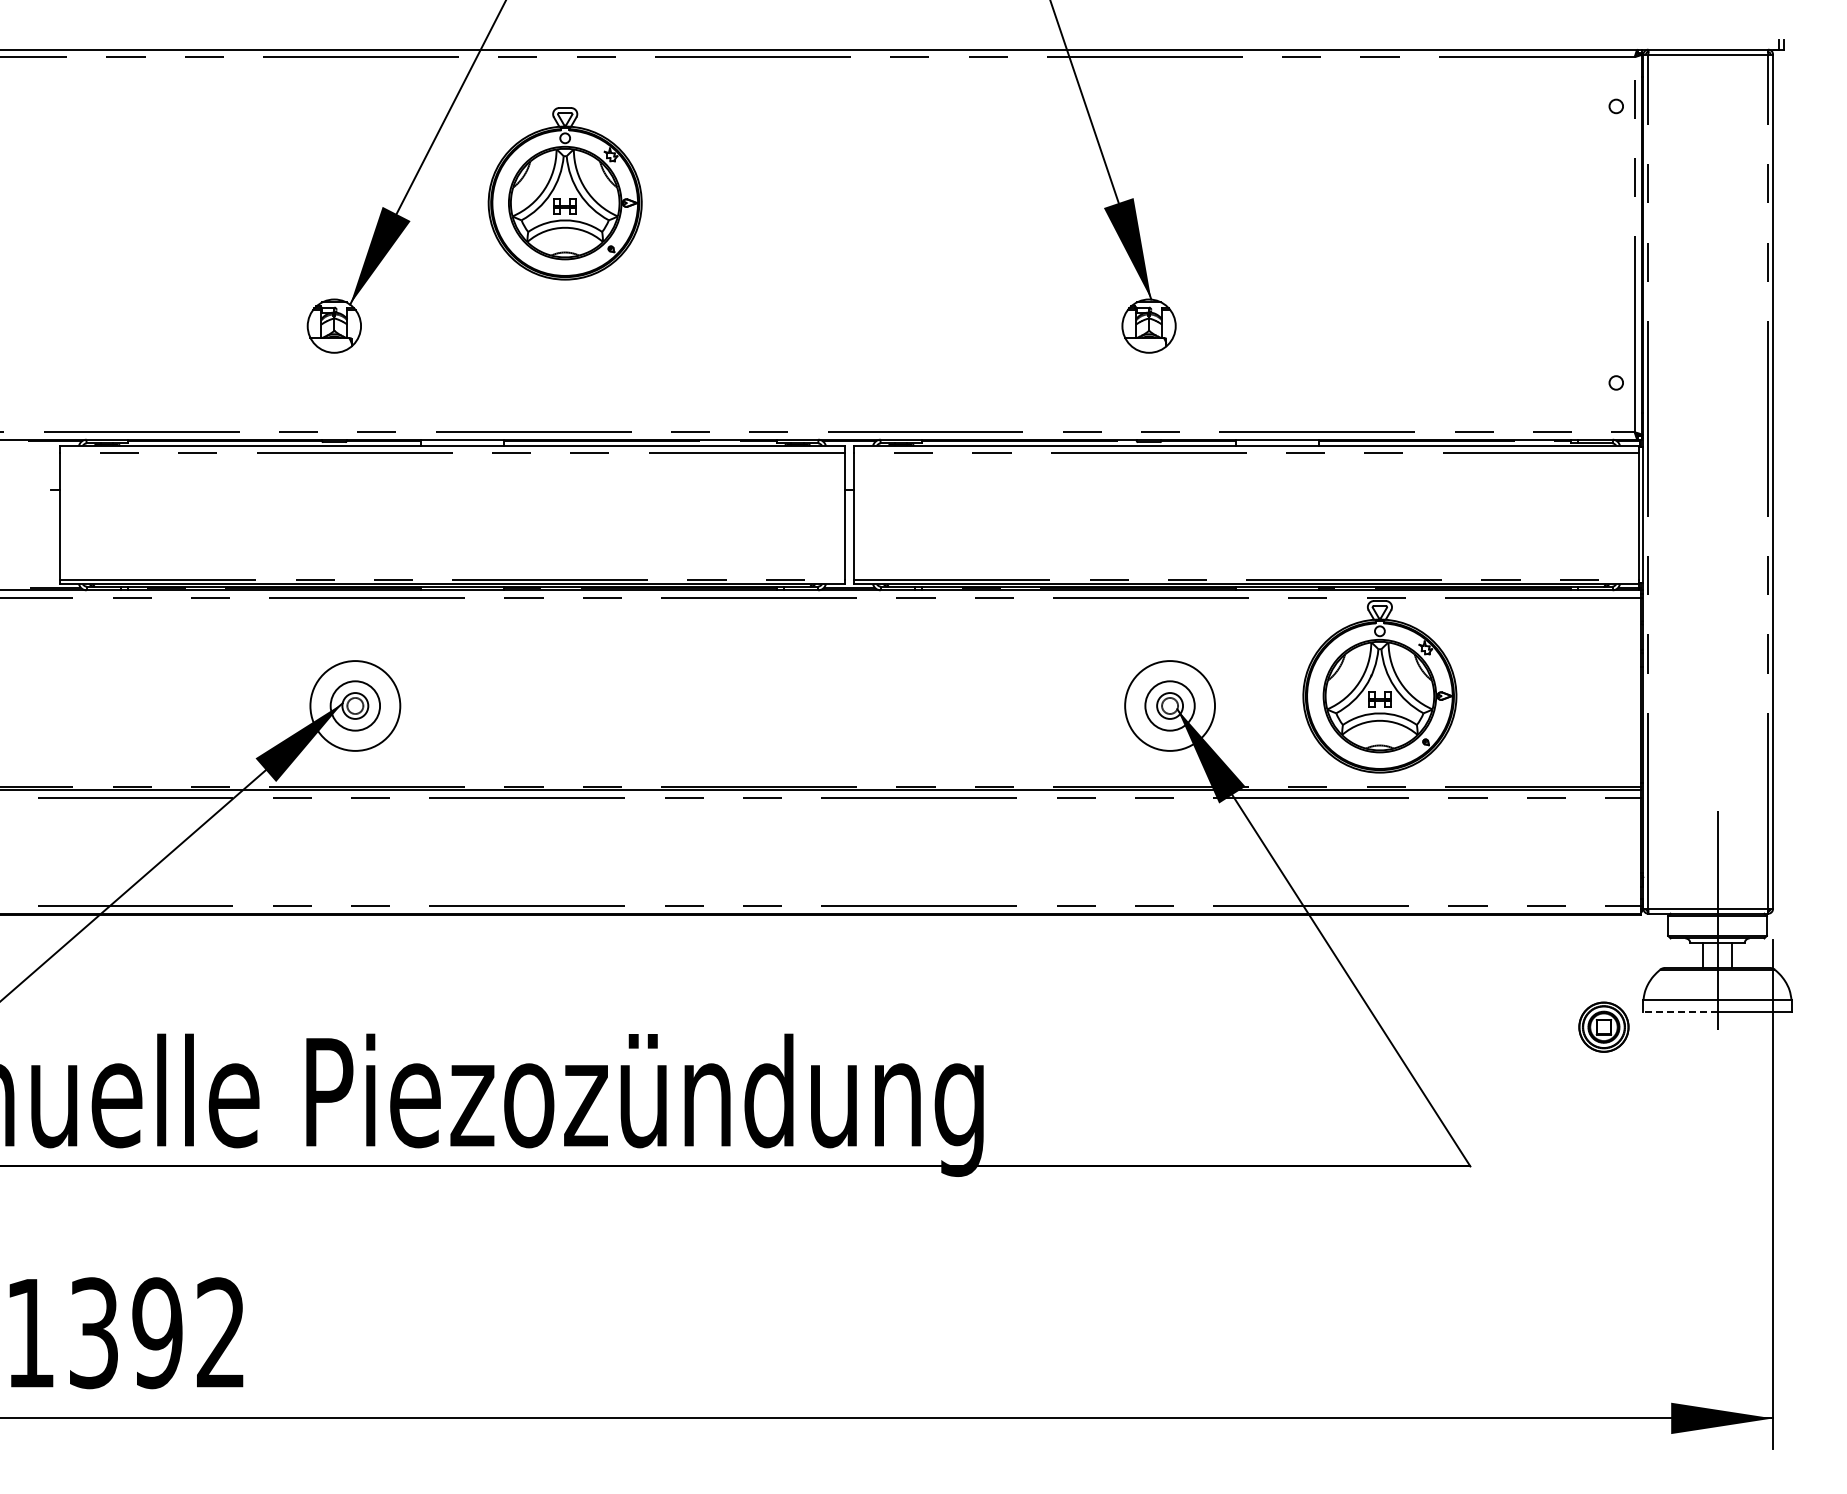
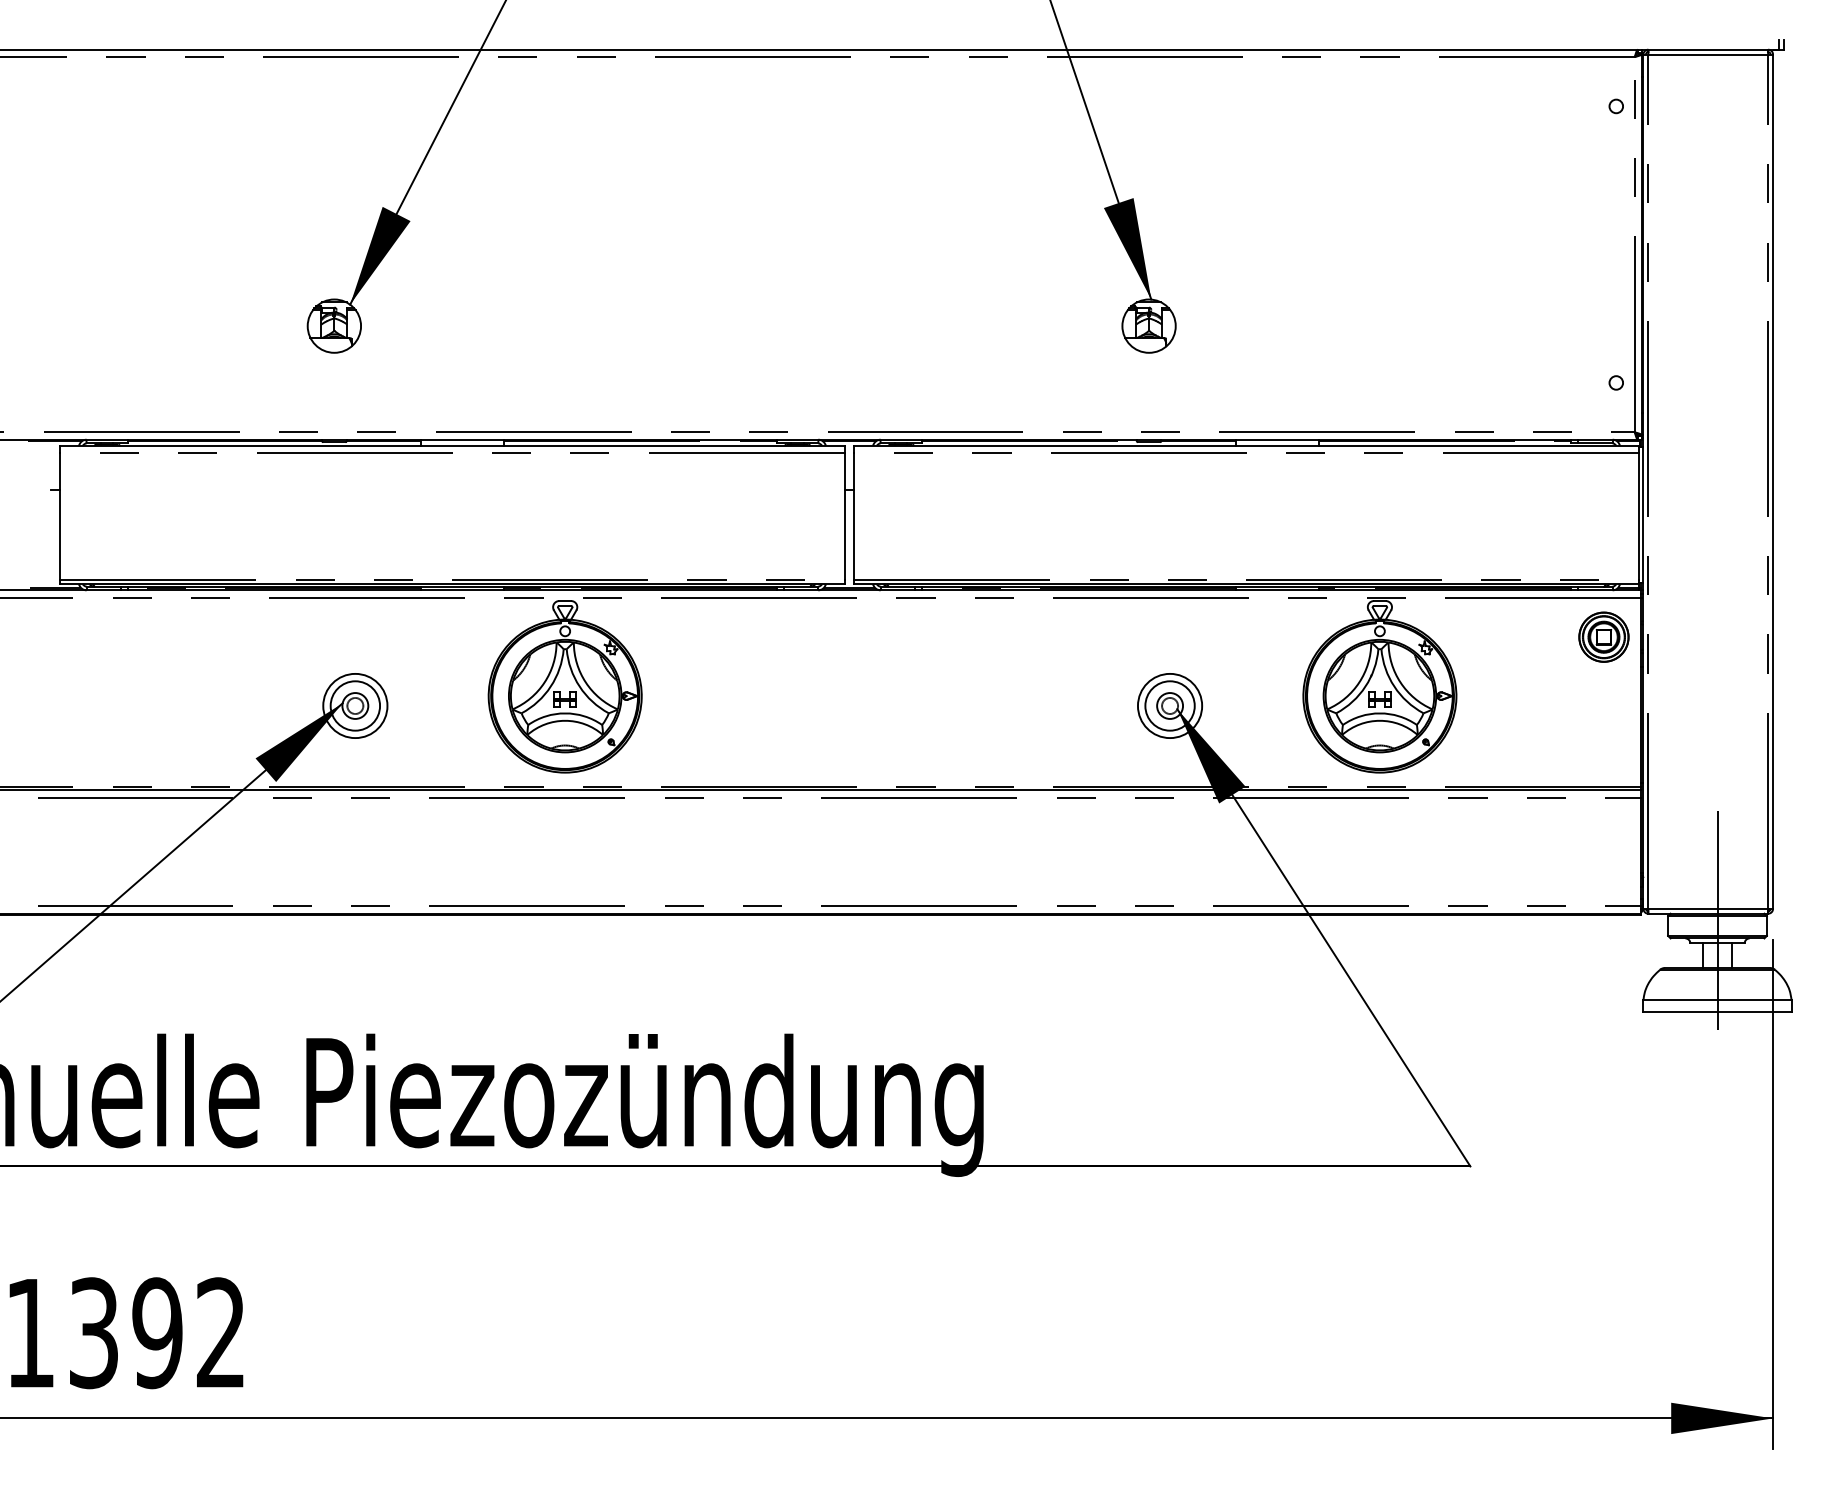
part position: (564, 193) -> (564, 686) (564, 686)
circle diameter: 90 px -> 64 px (355, 705)
circle diameter: 90 px -> 64 px (1169, 705)
line: dashed -> solid (1680, 1012)
part position: (1603, 1026) -> (1603, 636) (1603, 636)
